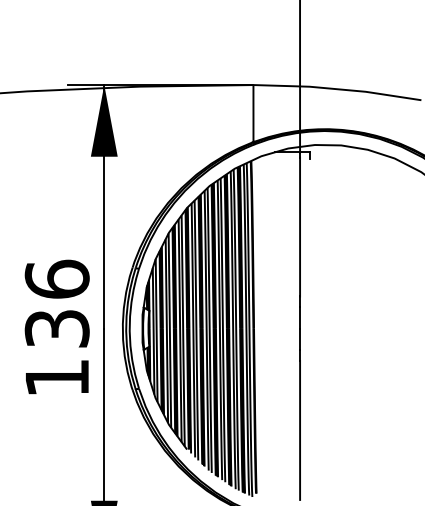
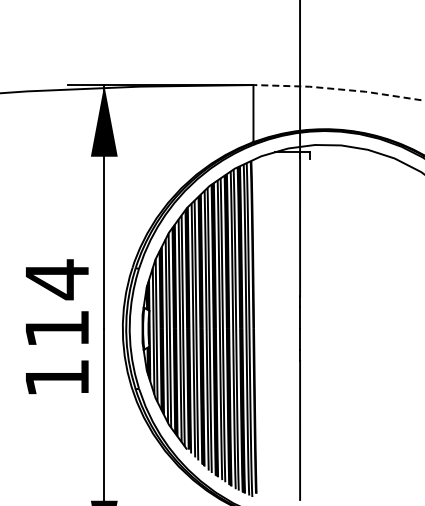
line: solid -> dashed (337, 89)
text: 136 -> 114 (56, 303)
